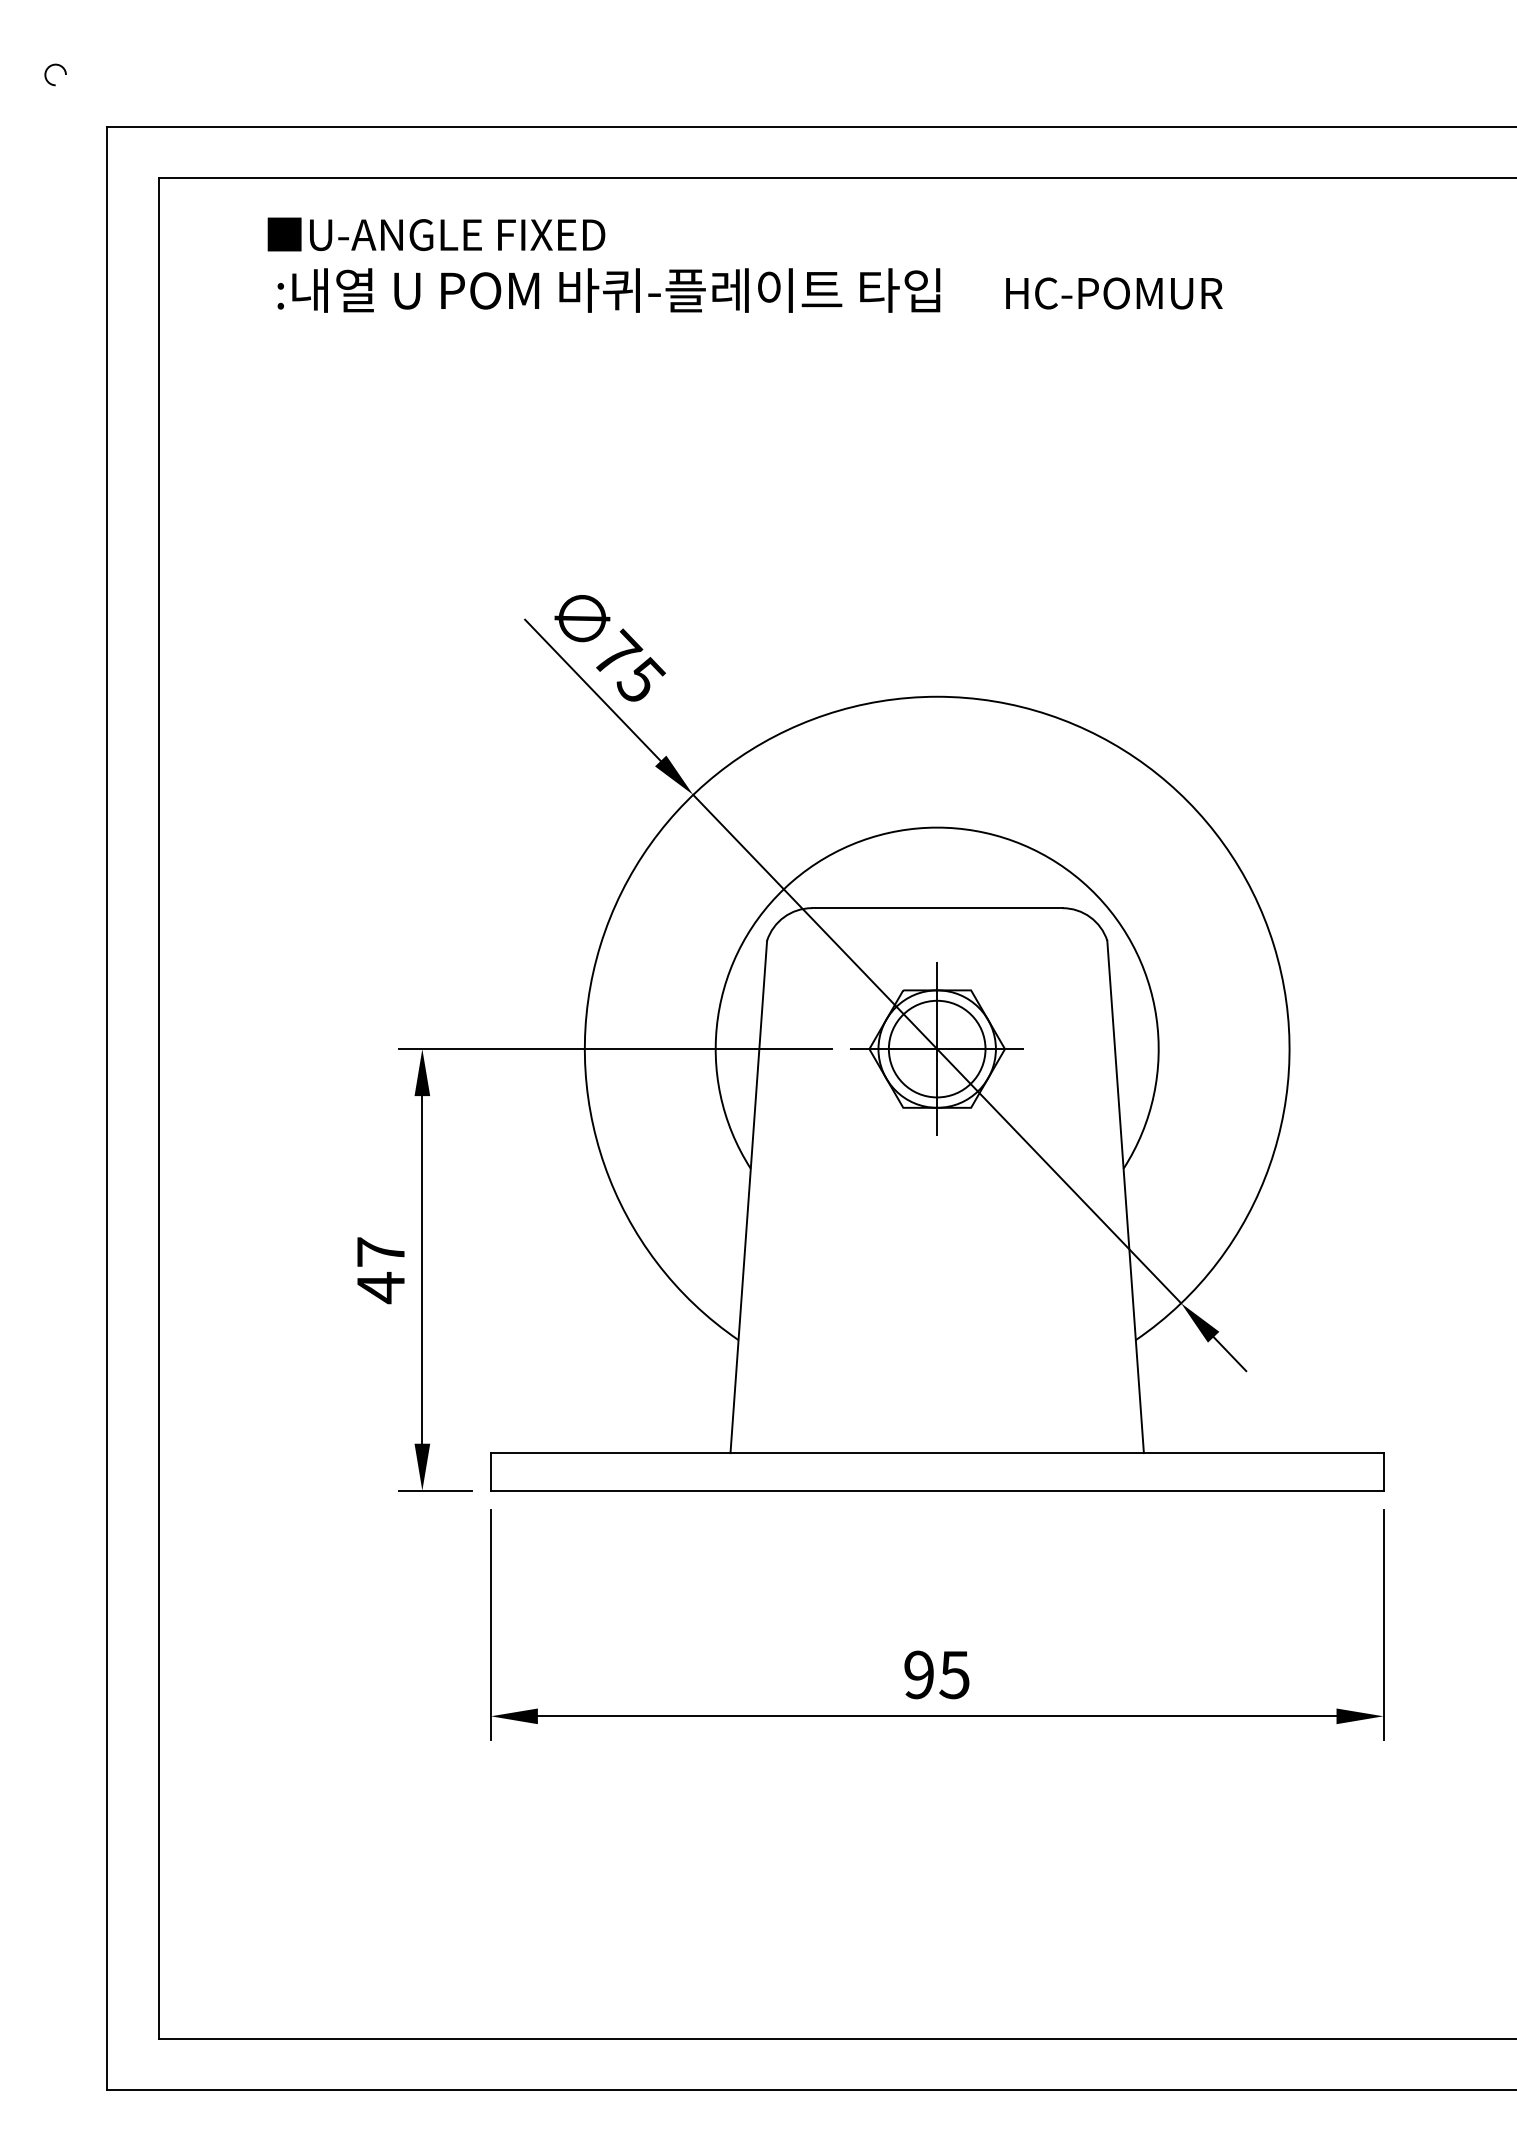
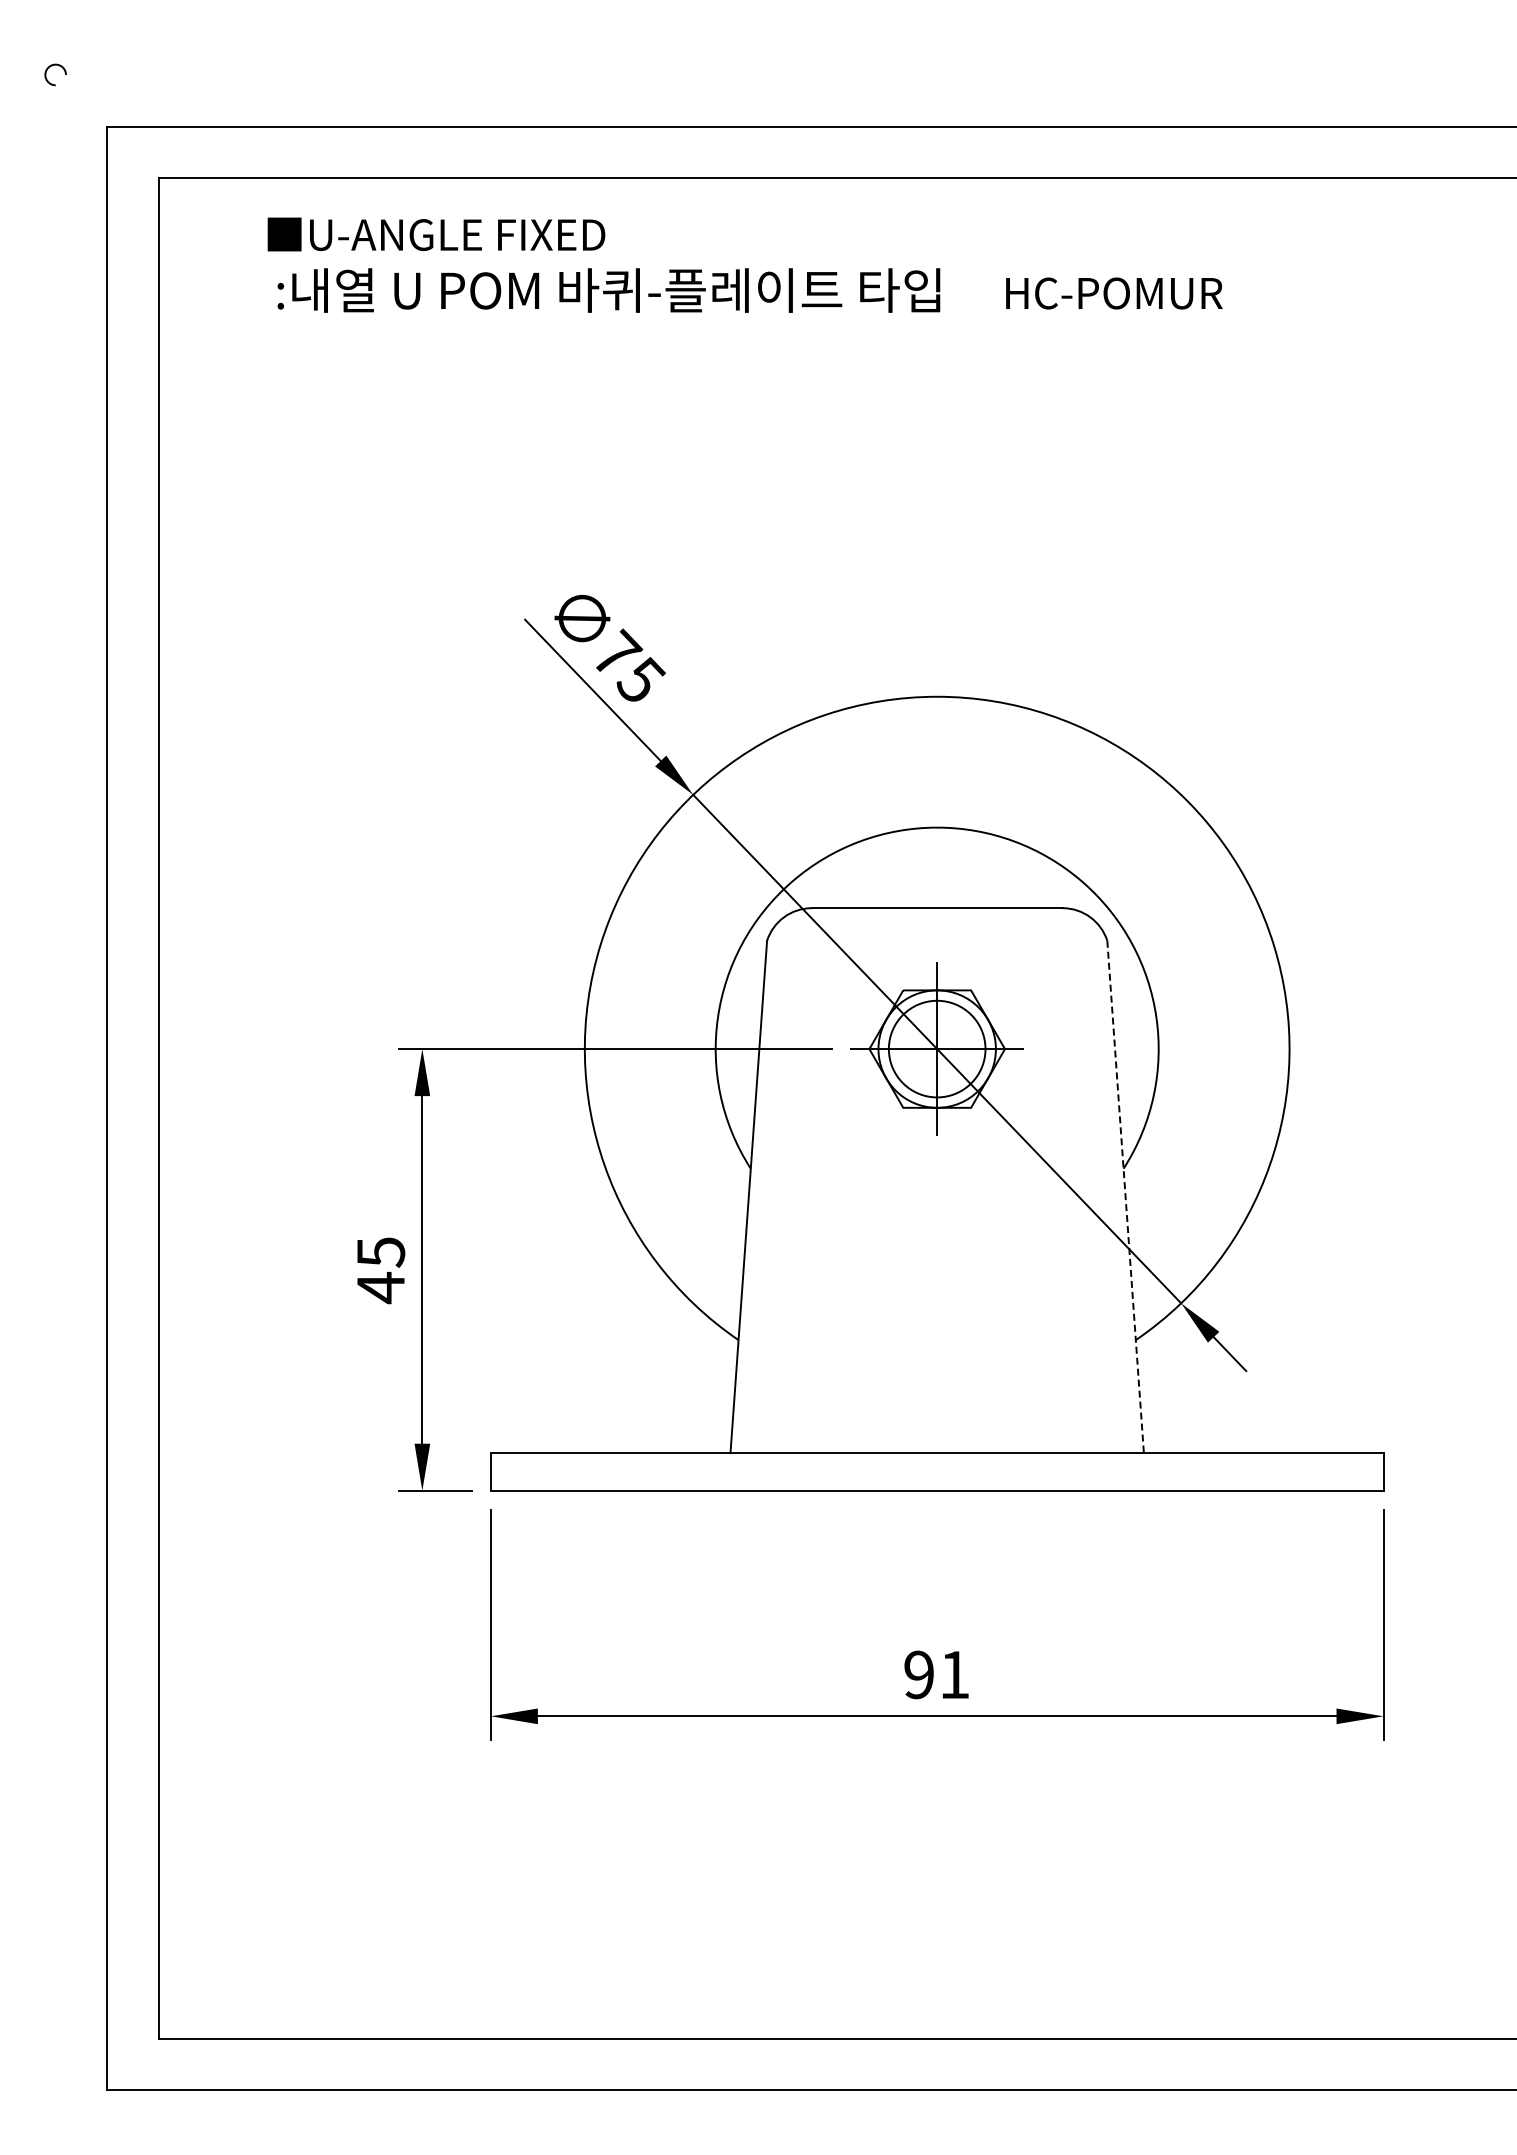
line: solid -> dashed (1125, 1196)
text: 47 -> 45 (381, 1252)
text: 95 -> 91 (954, 1675)
